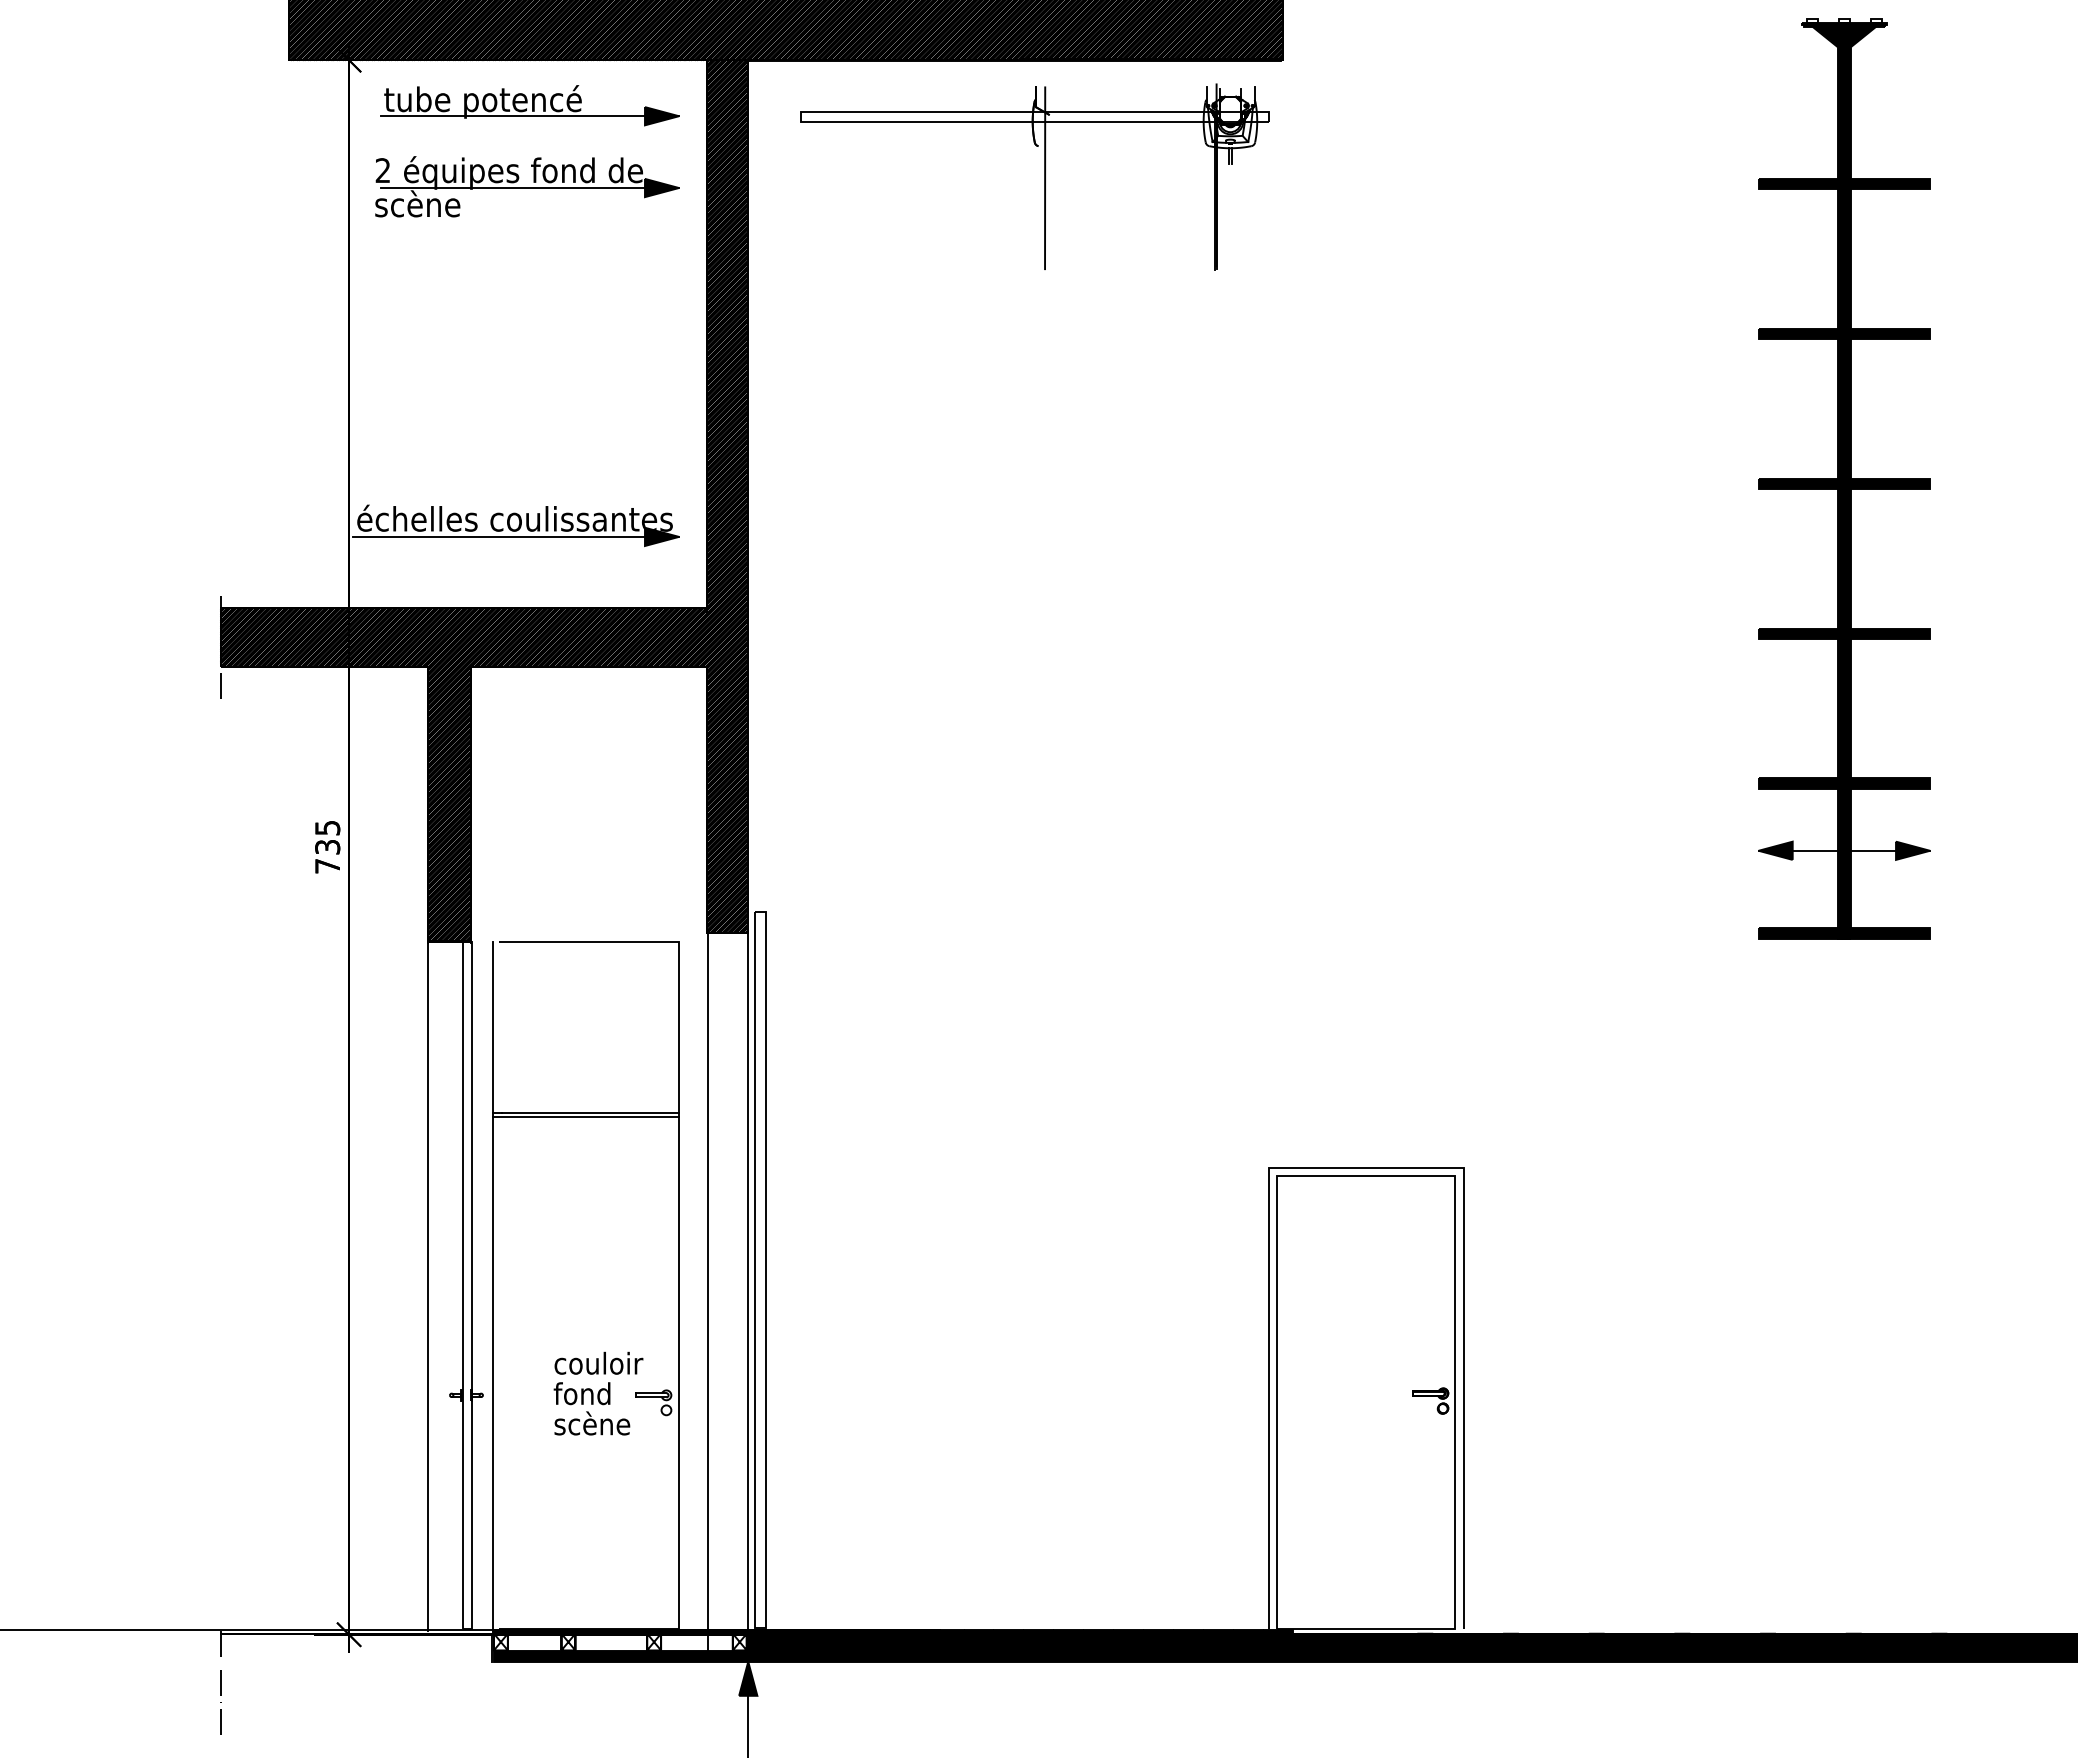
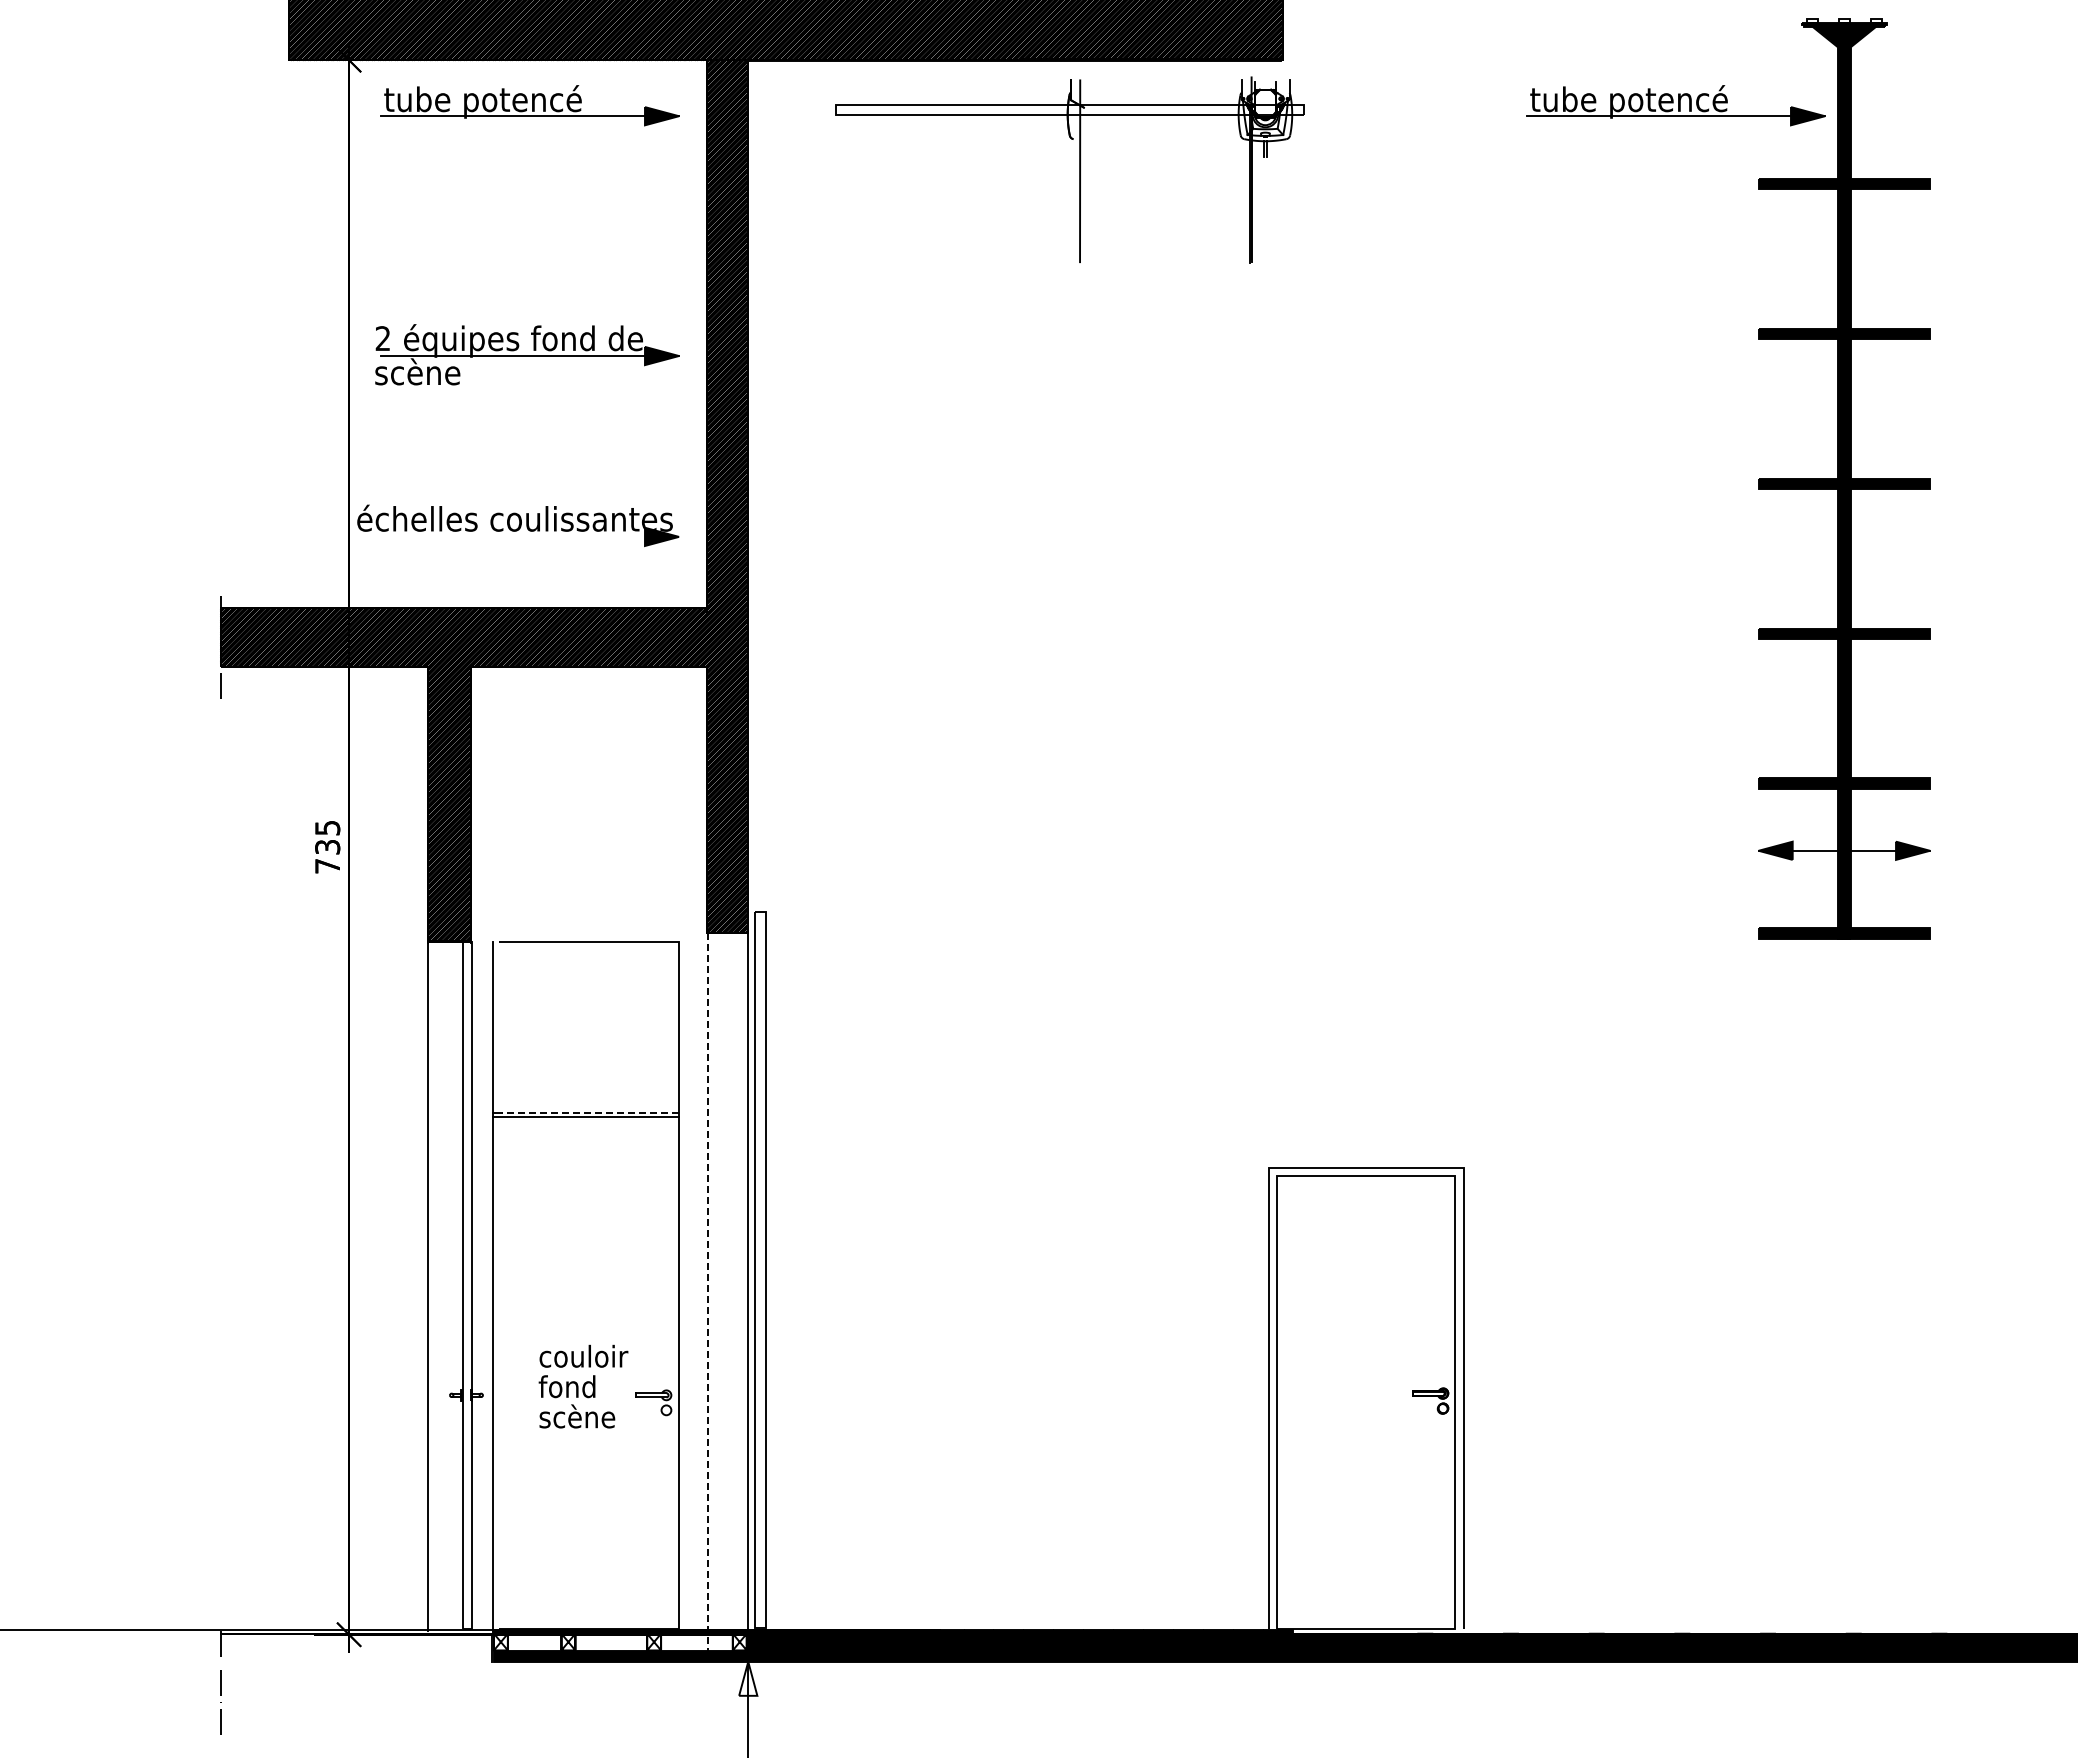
part: none -> present (1675, 105)
part position: (1044, 176) -> (1079, 169) (1079, 169)
part position: (527, 186) -> (527, 354) (527, 354)
line: present -> none (515, 536)
line: solid -> dashed (590, 1112)
line: solid -> dashed (707, 1292)
text position: (598, 1393) -> (583, 1386) (583, 1386)
fill: present -> none (748, 1678)
